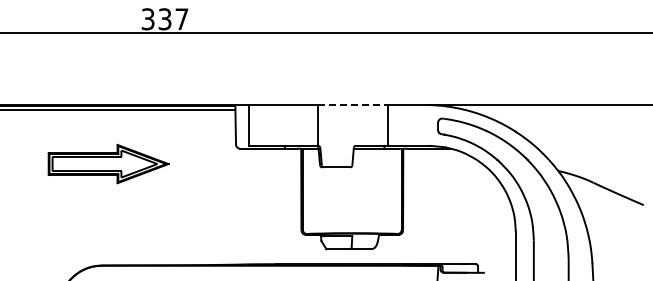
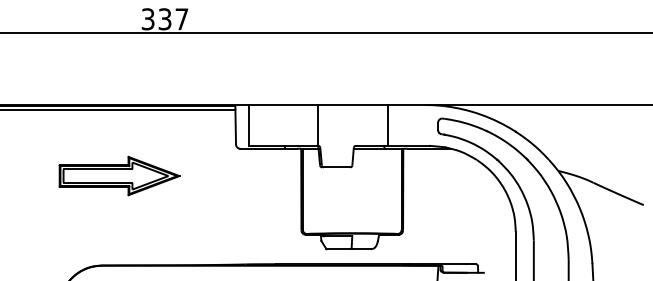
line: dashed -> solid (353, 105)
part position: (108, 163) -> (119, 175) (119, 175)
